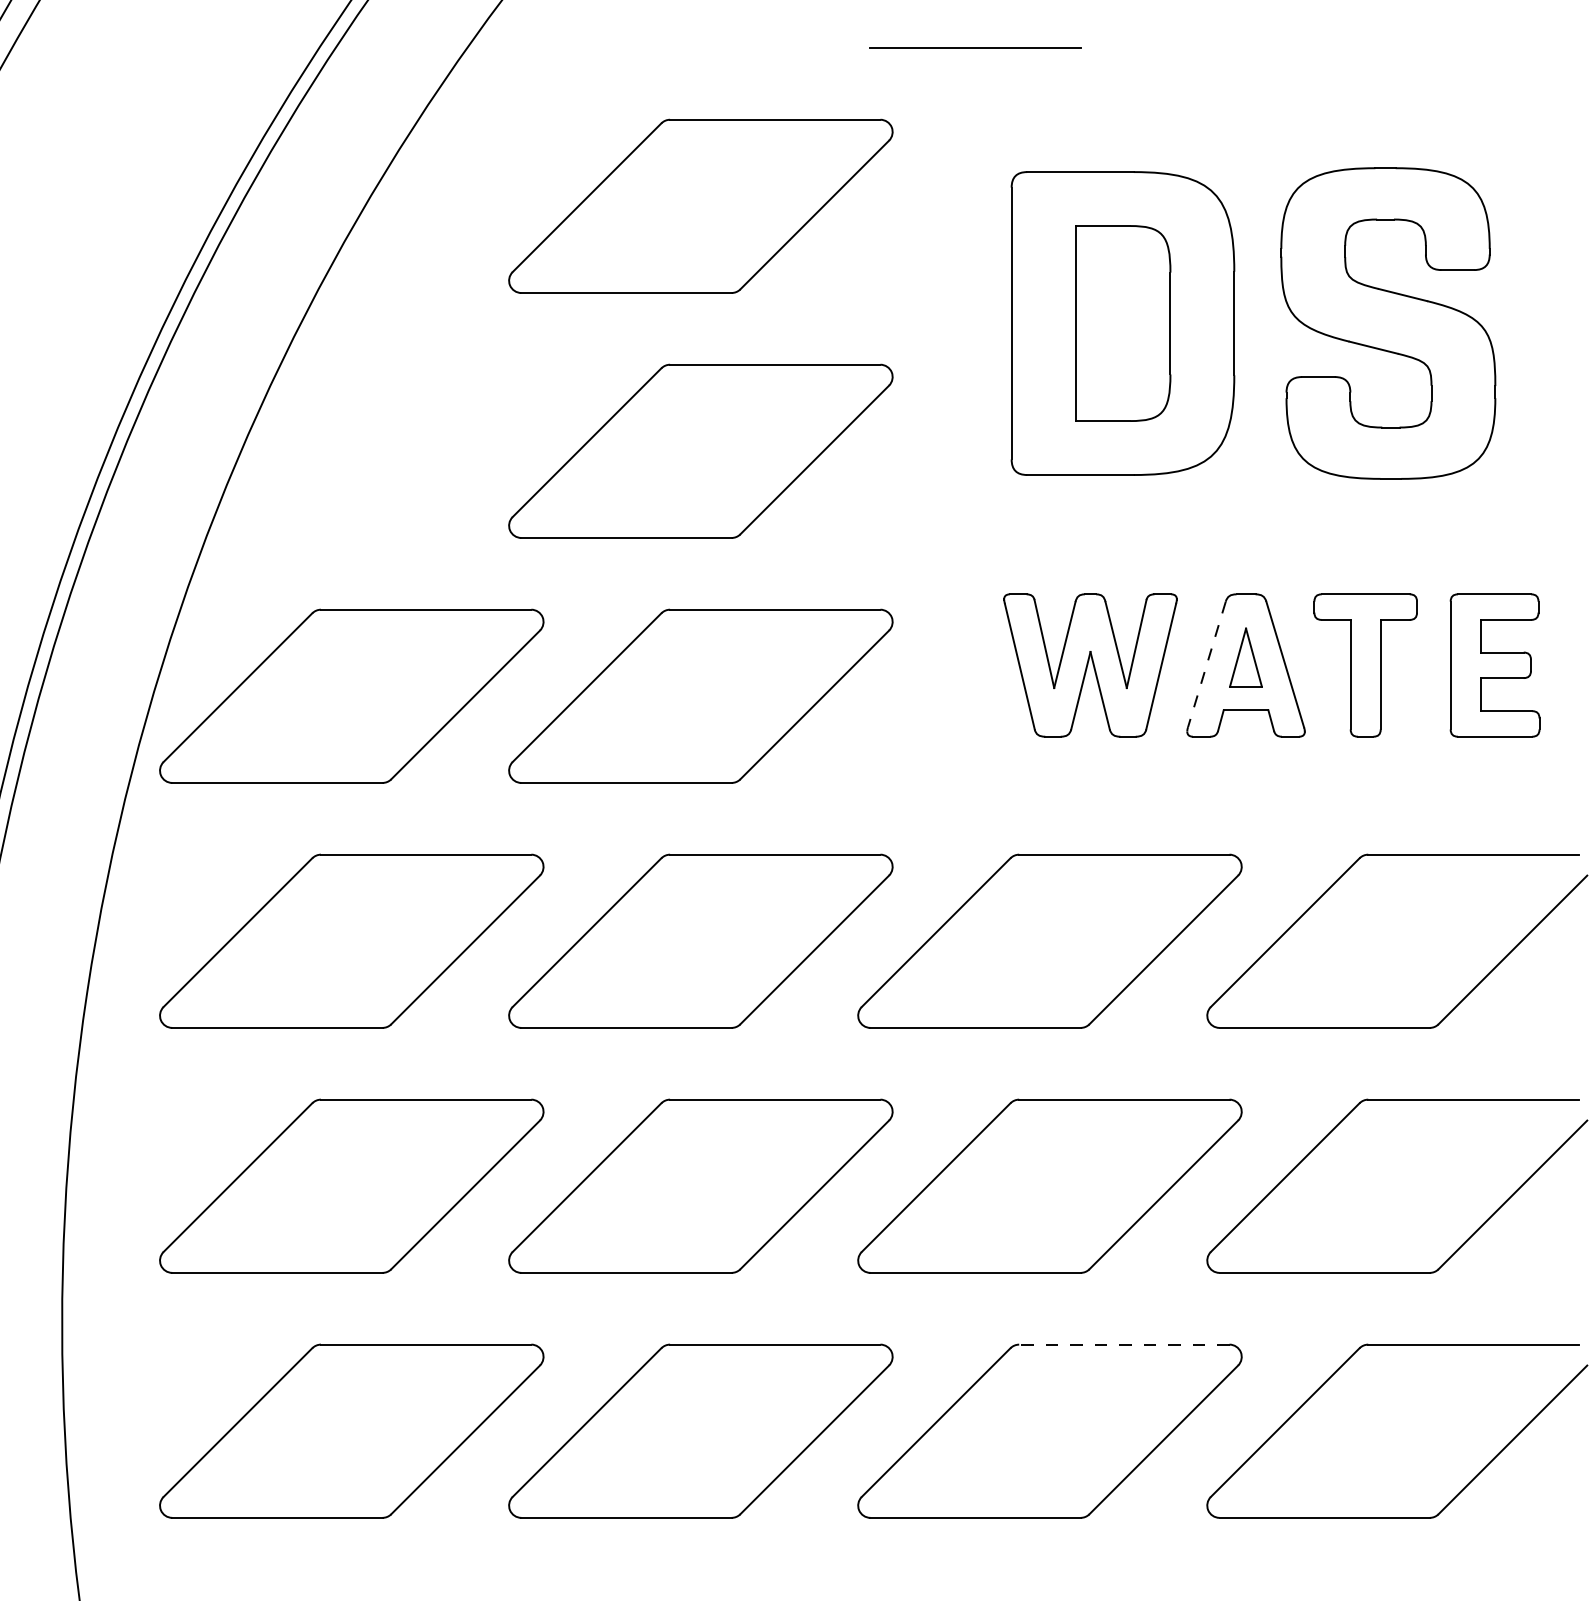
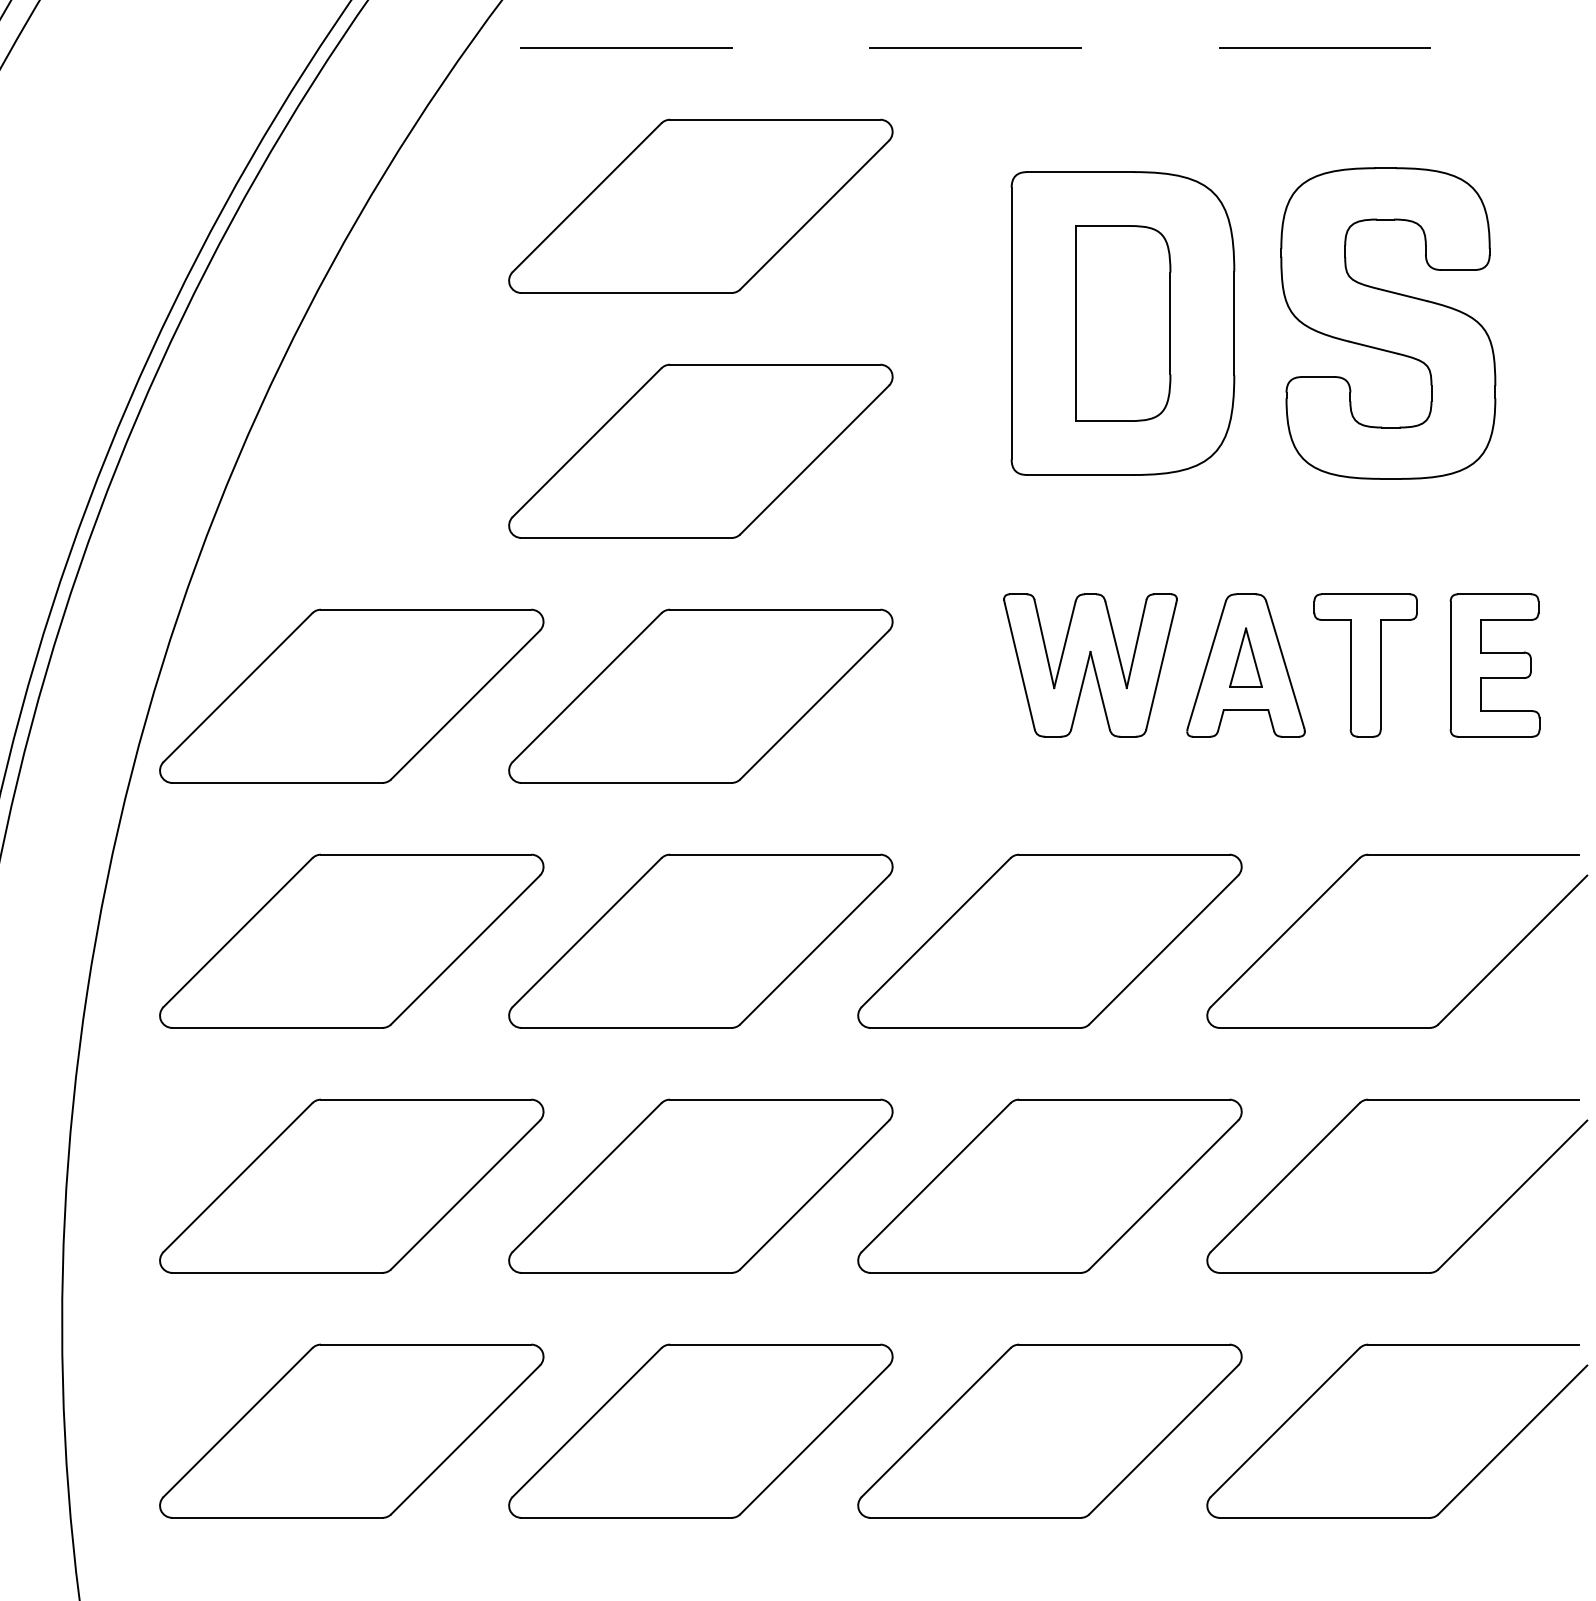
line: none -> present (626, 48)
line: none -> present (1324, 48)
line: dashed -> solid (1206, 664)
line: dashed -> solid (1123, 1344)
